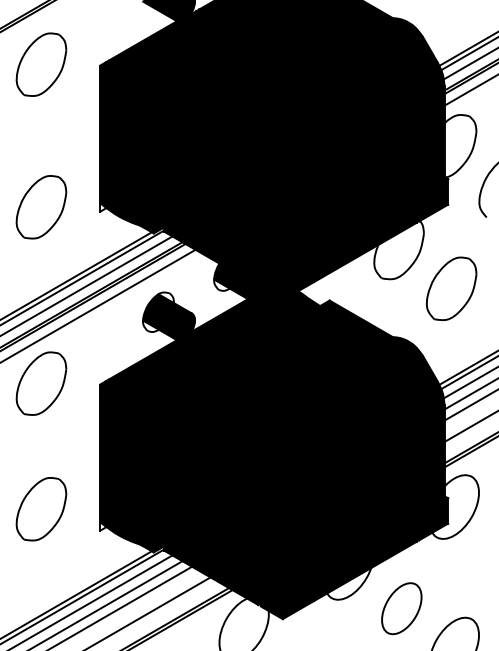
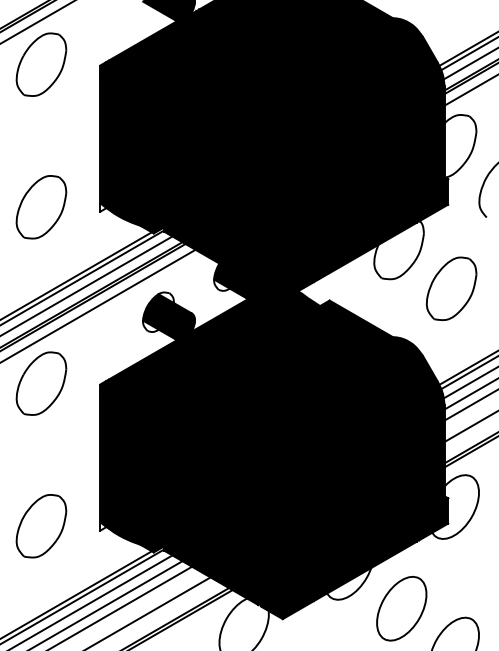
line: none -> present (37, 22)
part position: (41, 509) -> (41, 526) (41, 526)
part size: 42x54 px -> 52x67 px (401, 608)
